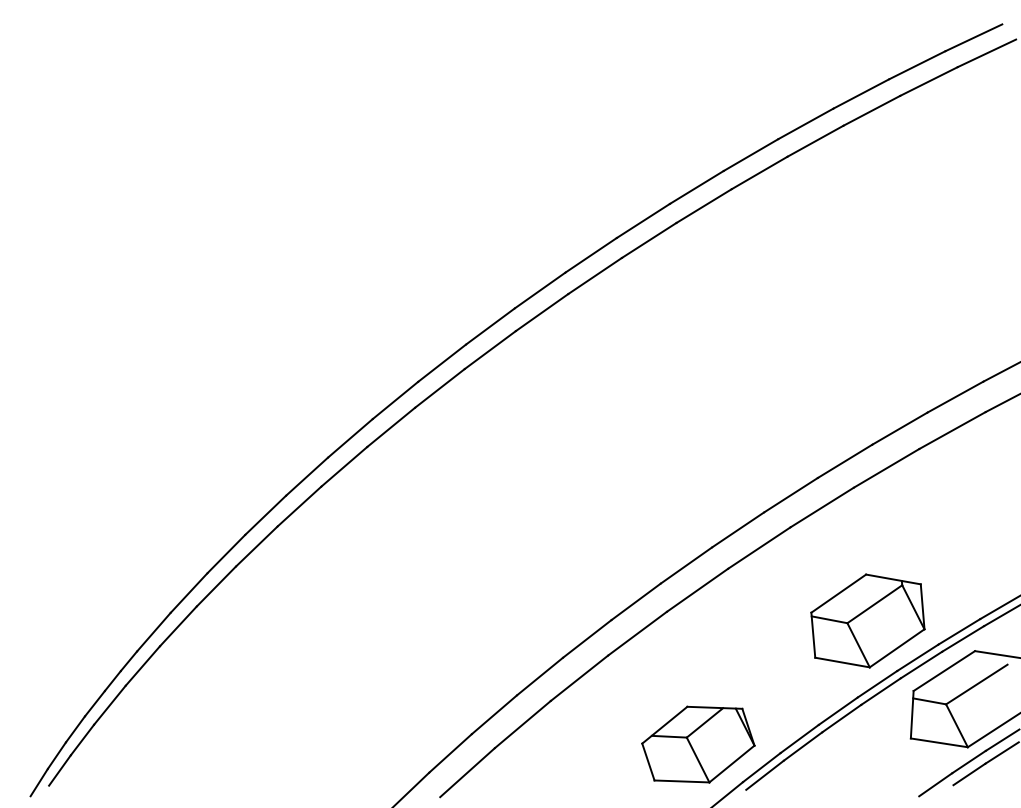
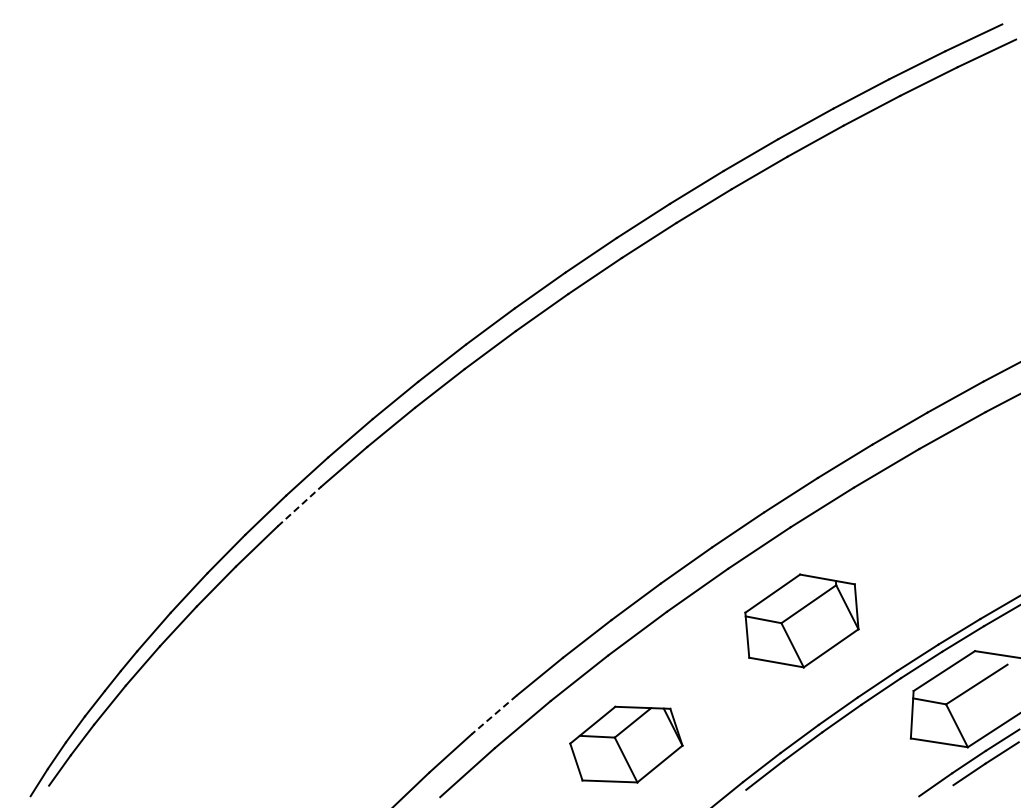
line: solid -> dashed (299, 506)
part position: (867, 620) -> (801, 620) (801, 620)
line: solid -> dashed (494, 714)
part position: (698, 744) -> (626, 744) (626, 744)
